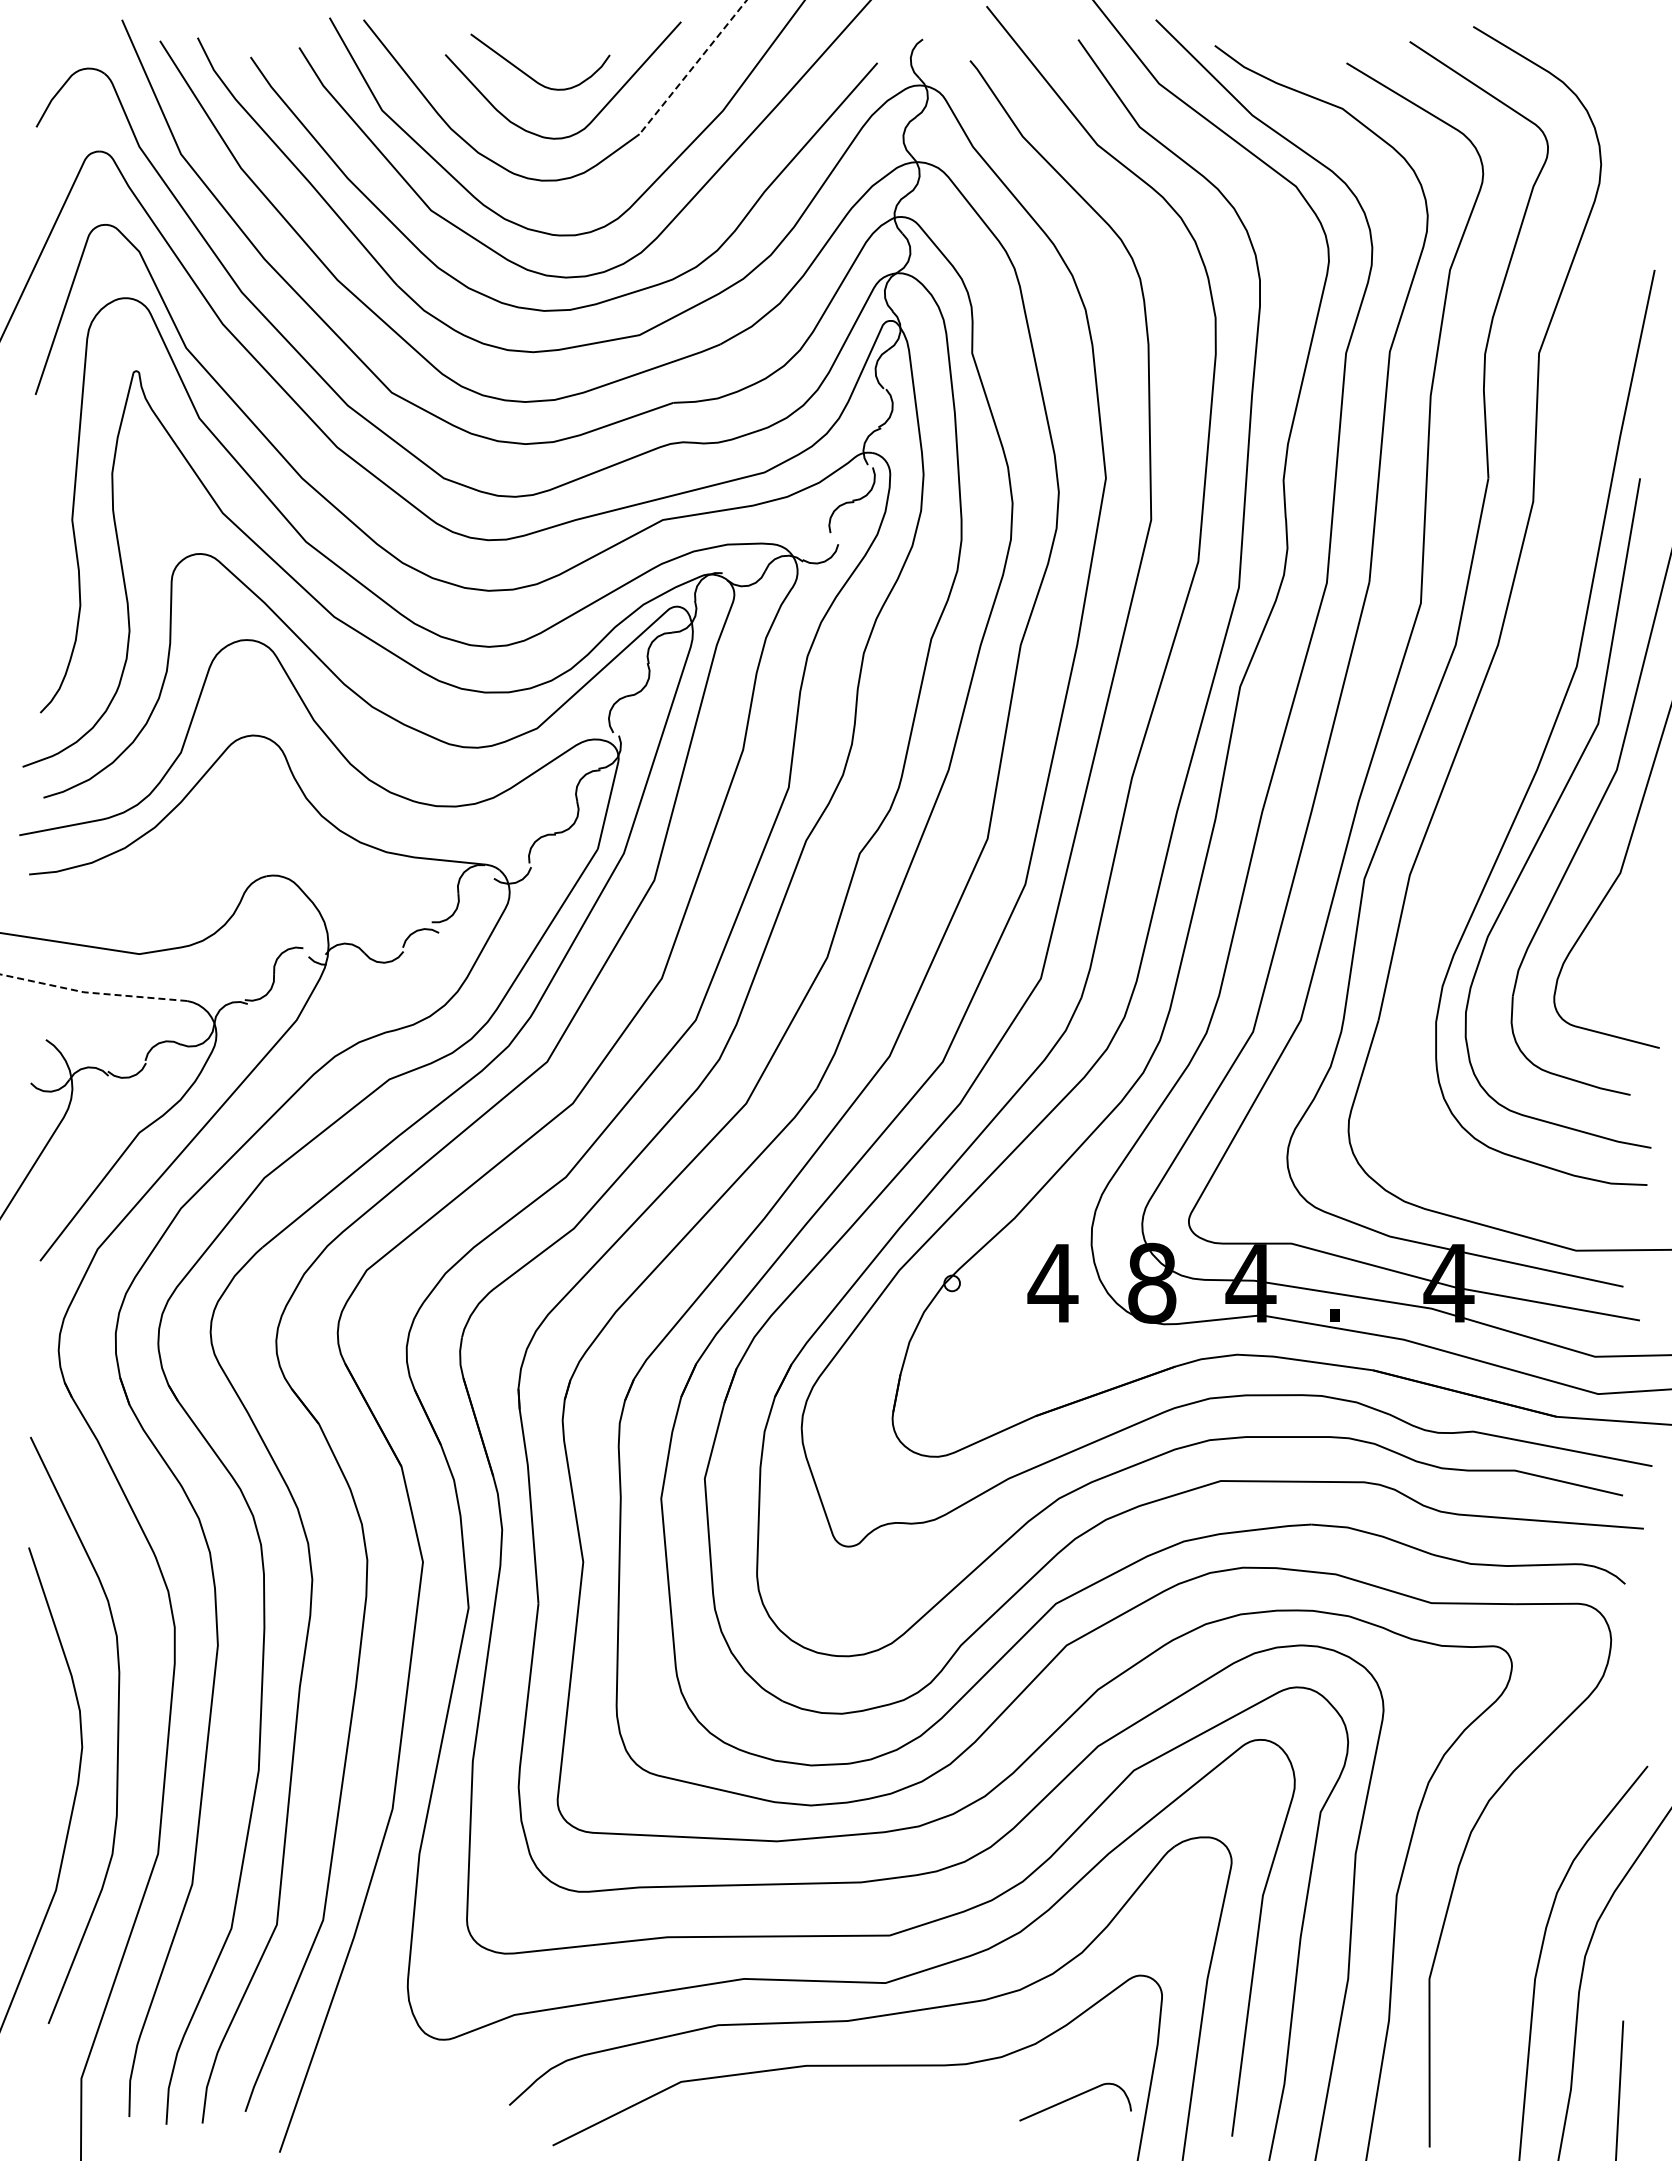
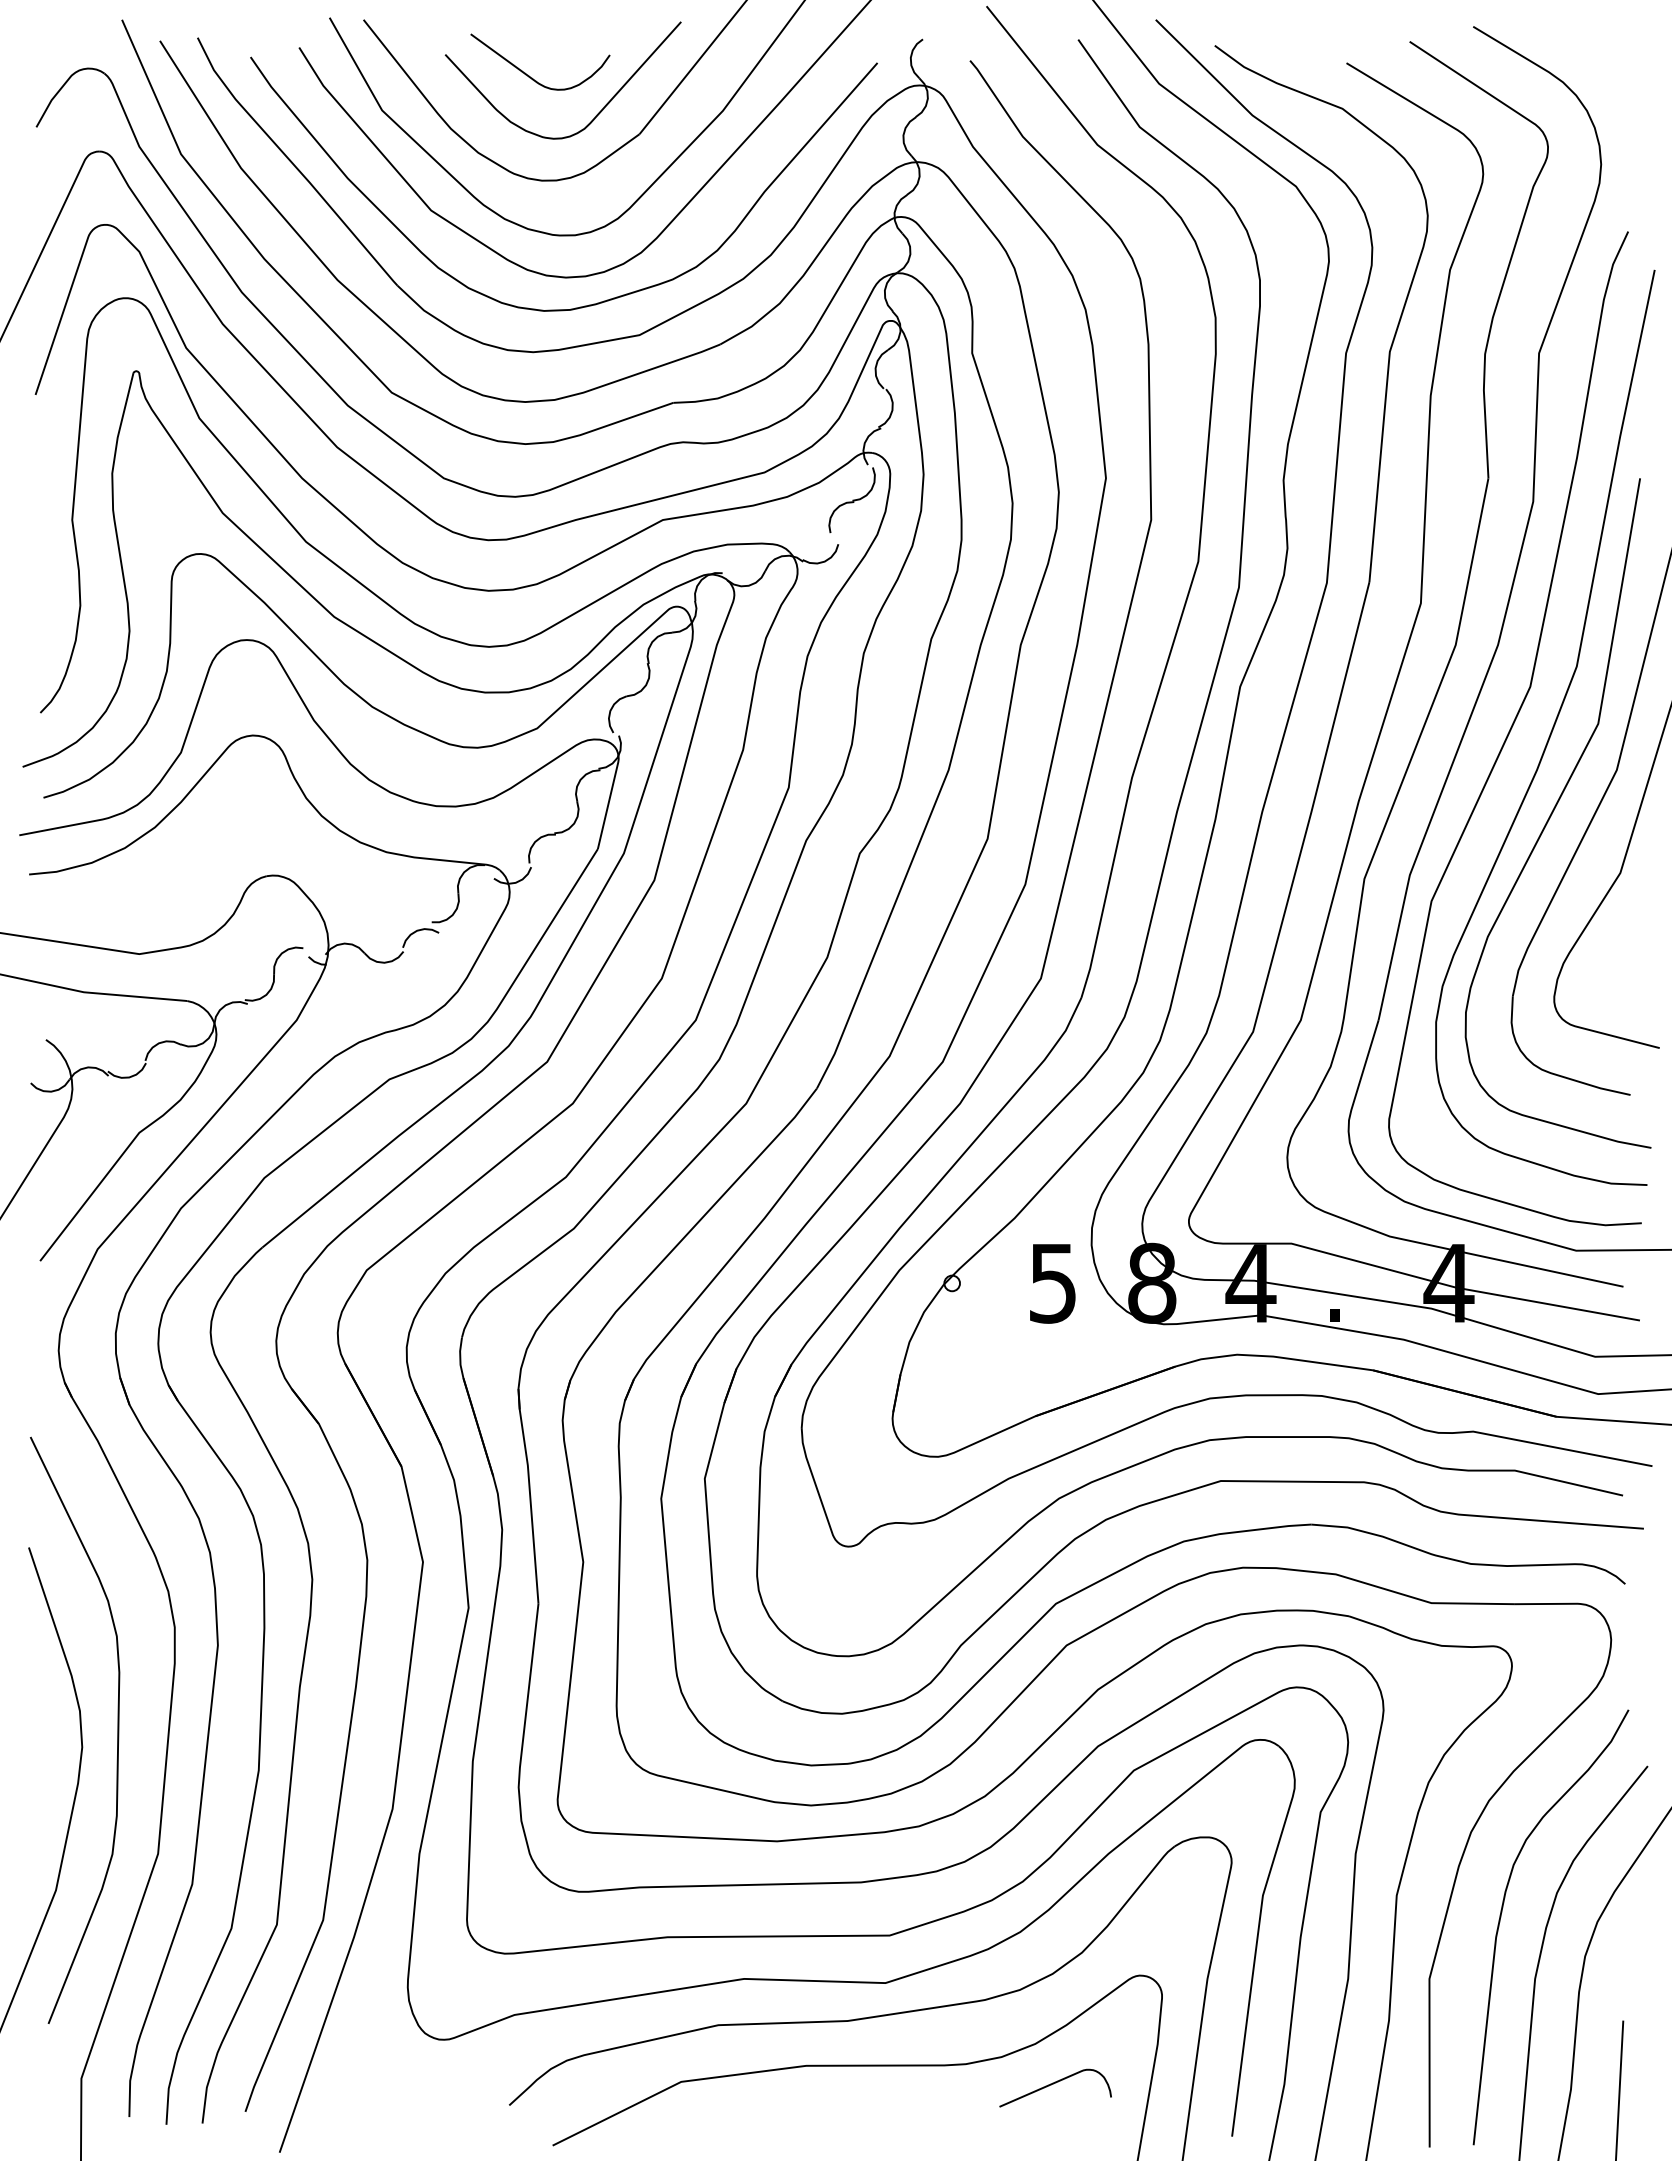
line: dashed -> solid (693, 67)
curve: none -> present (1512, 728)
line: dashed -> solid (92, 993)
text: 4 -> 5 (1052, 1283)
curve: none -> present (1501, 1917)
curve position: (1073, 2098) -> (1053, 2084) (1053, 2084)
